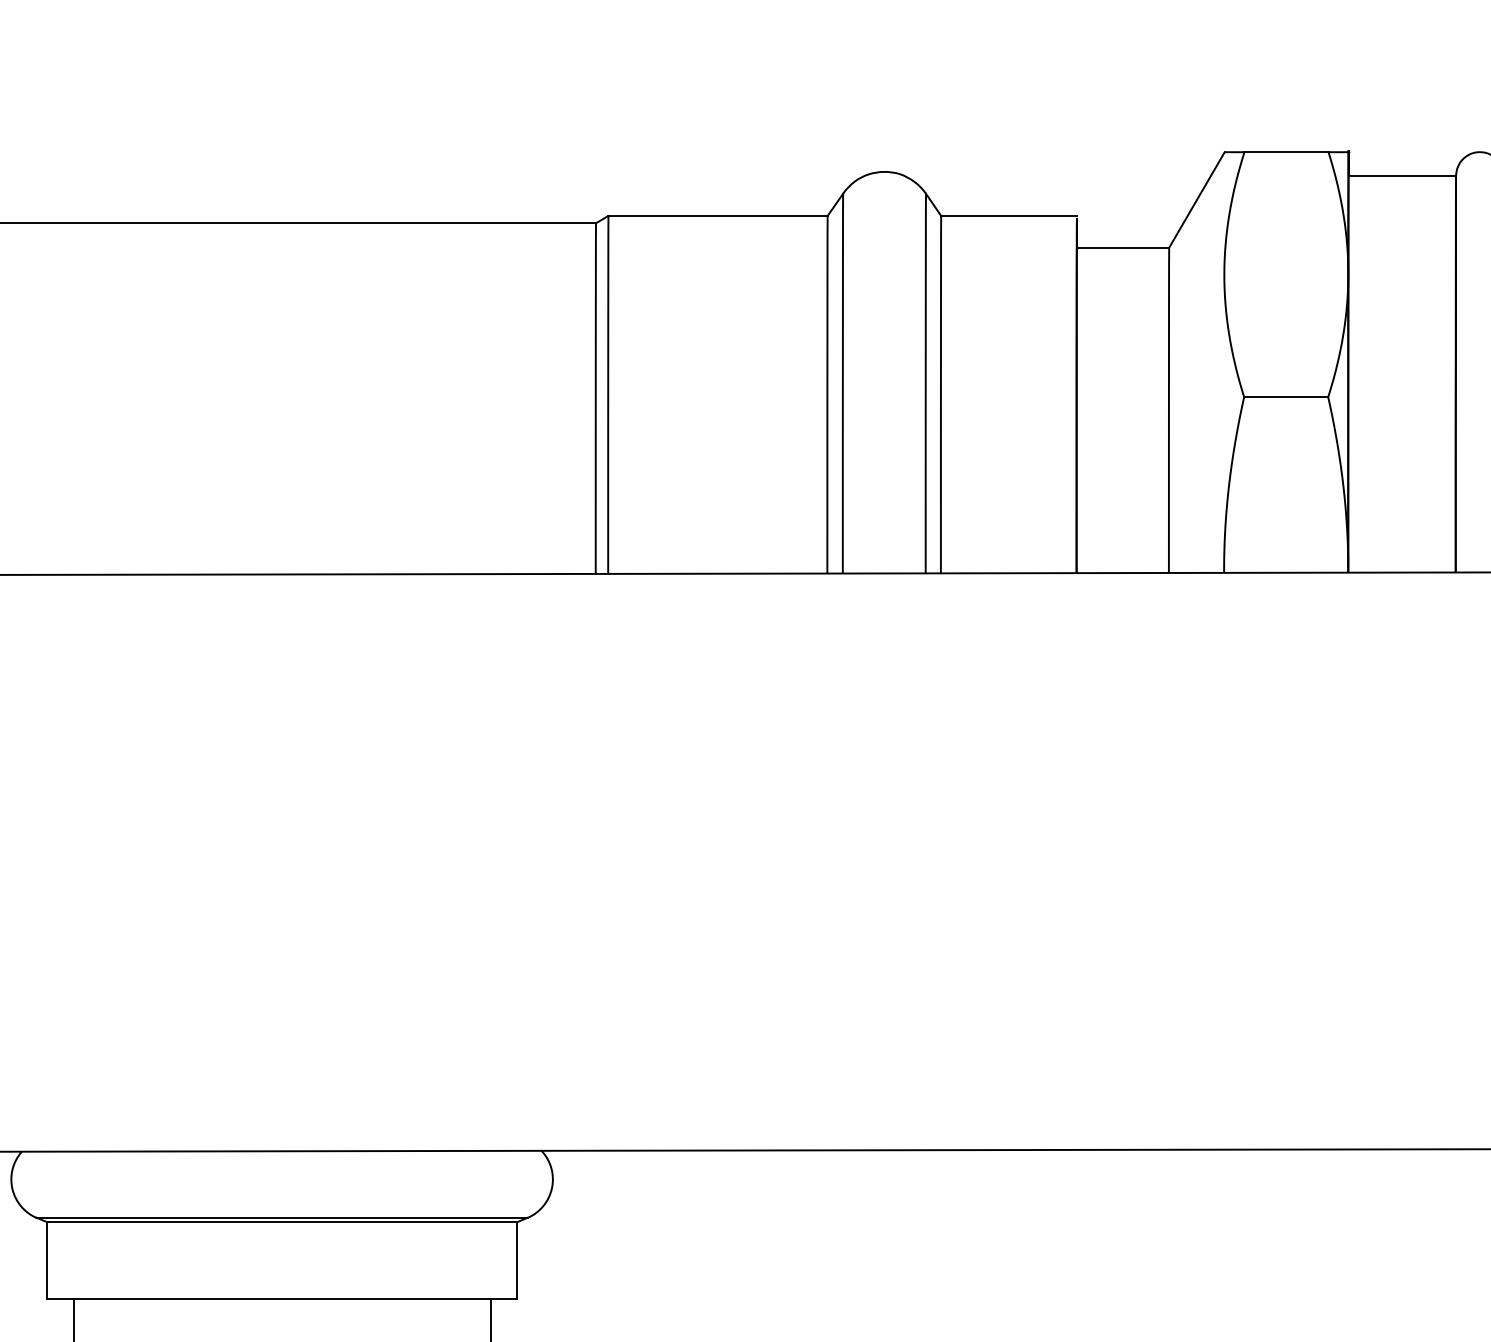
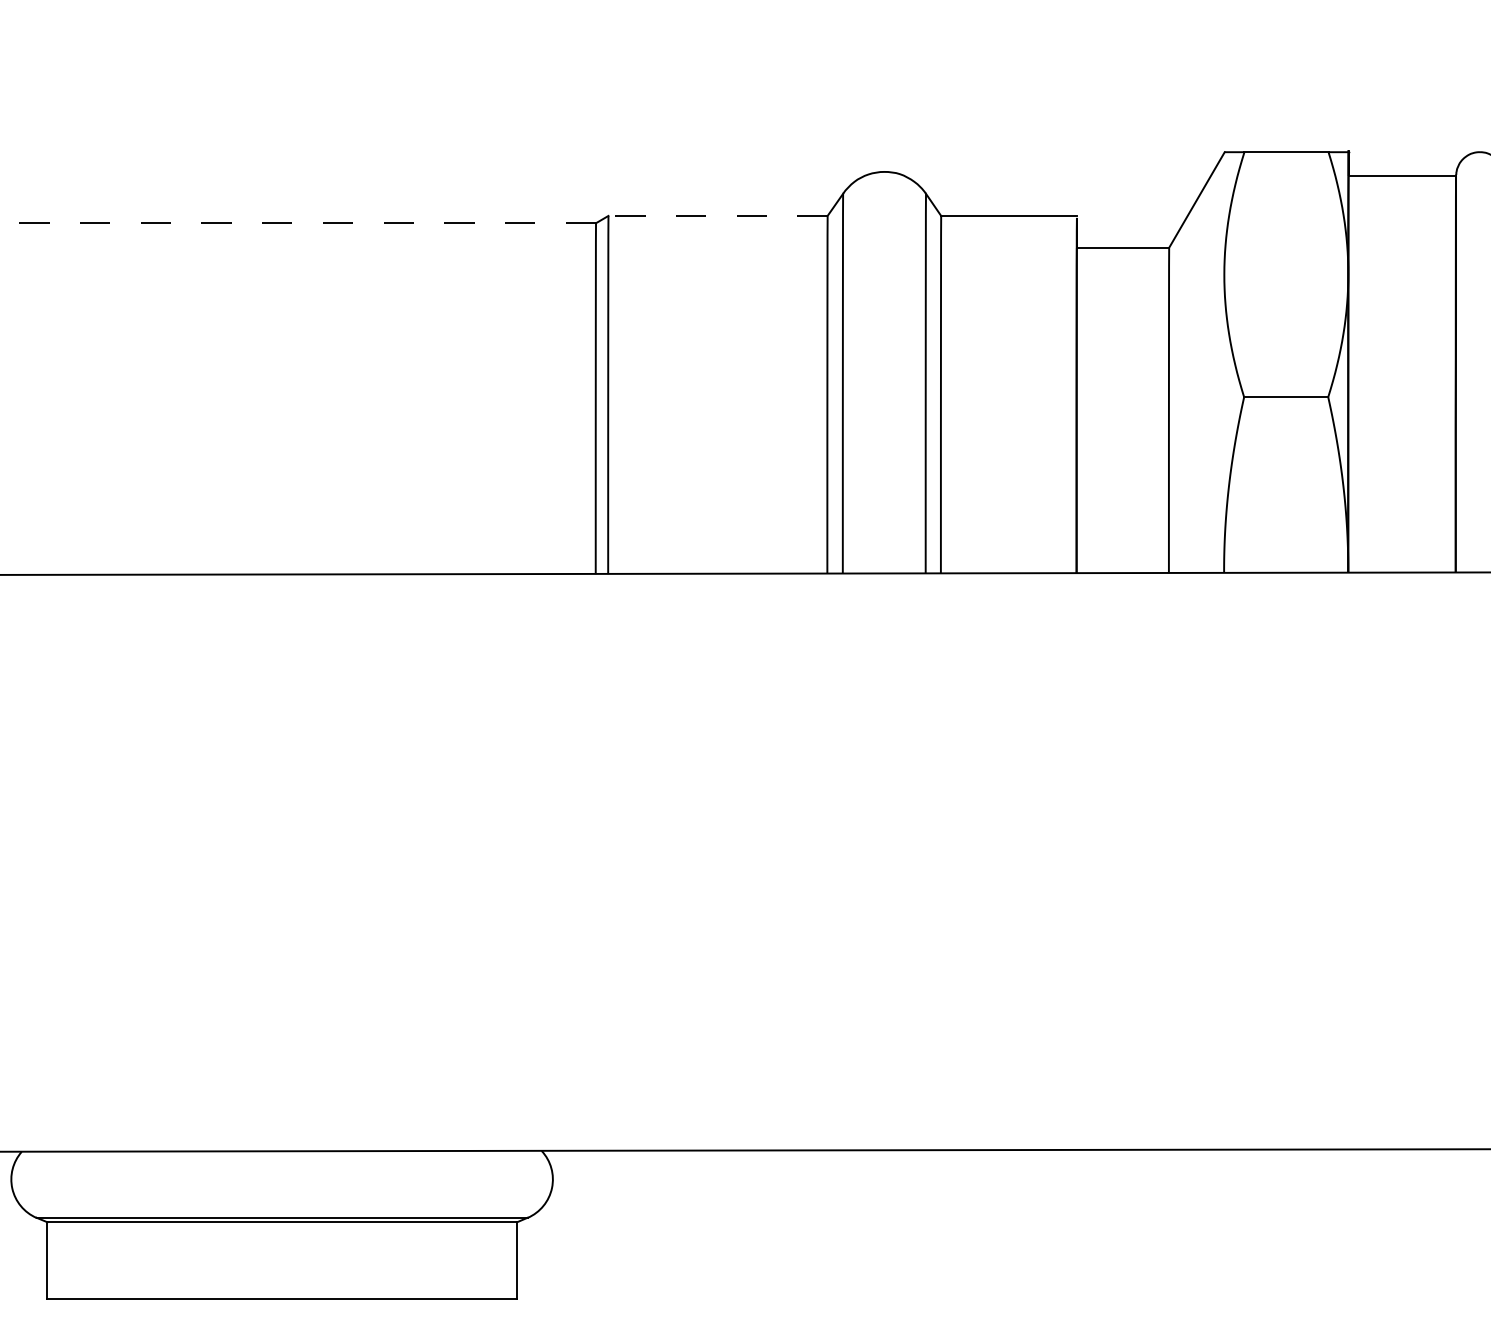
line: solid -> dashed (718, 215)
line: solid -> dashed (298, 223)
line: present -> none (73, 1318)
line: present -> none (490, 1318)
